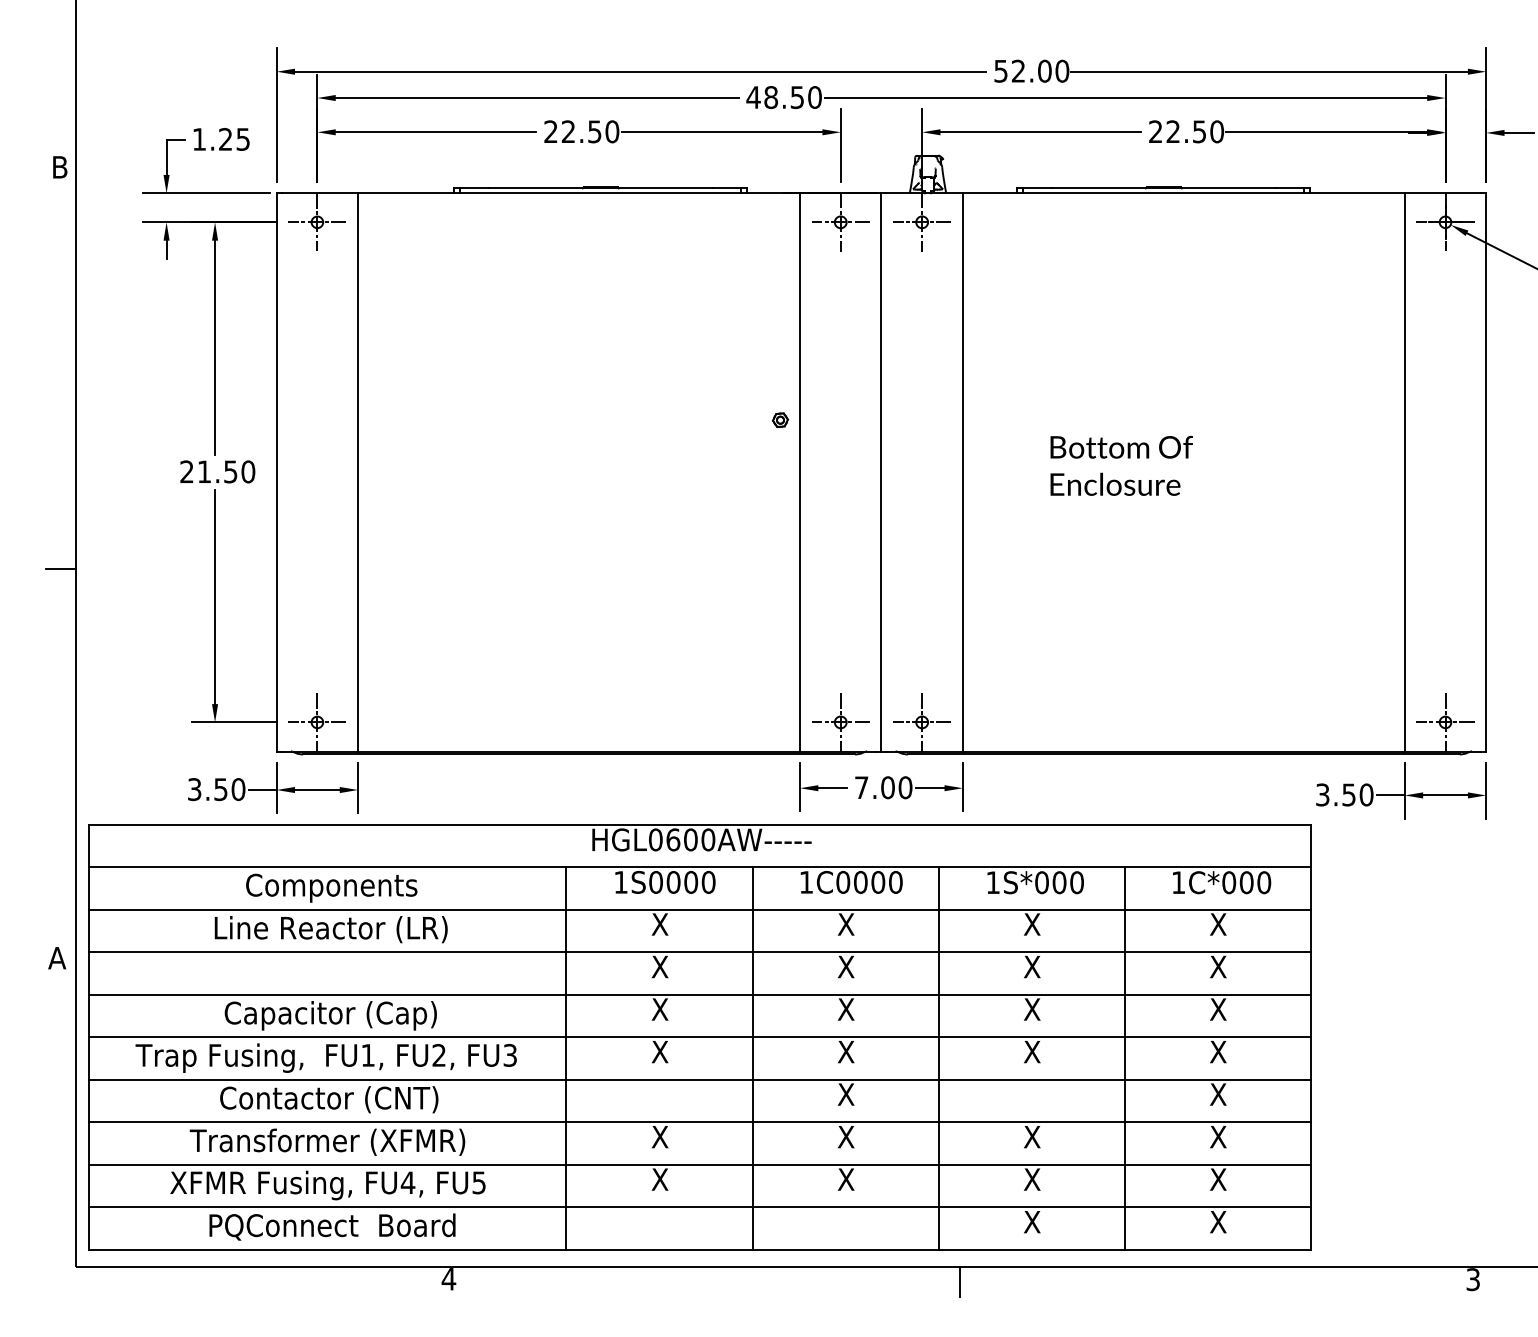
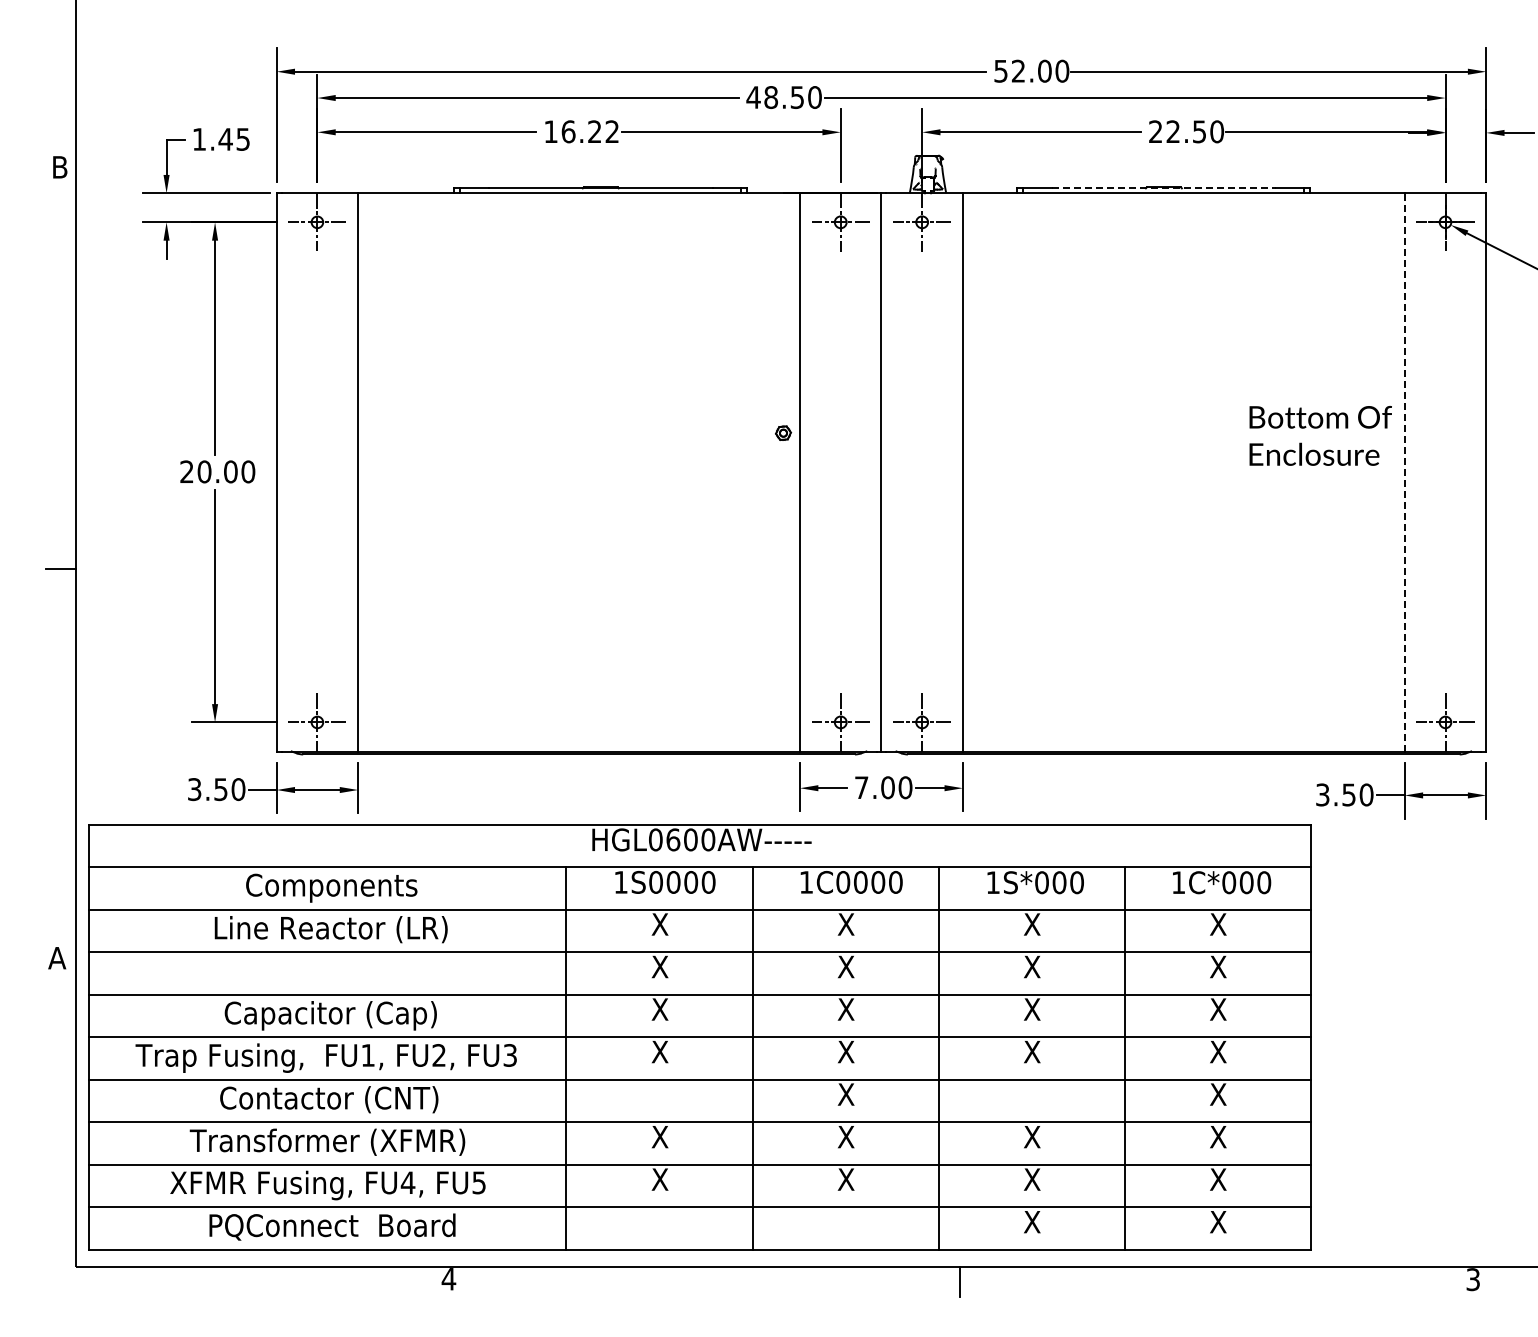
text: 22.50 -> 16.22 (581, 131)
text: 1.25 -> 1.45 (225, 139)
line: solid -> dashed (1163, 188)
part position: (780, 419) -> (783, 432) (783, 432)
text position: (1121, 465) -> (1320, 435) (1320, 435)
text: 21.50 -> 20.00 (217, 471)
line: solid -> dashed (1404, 471)
